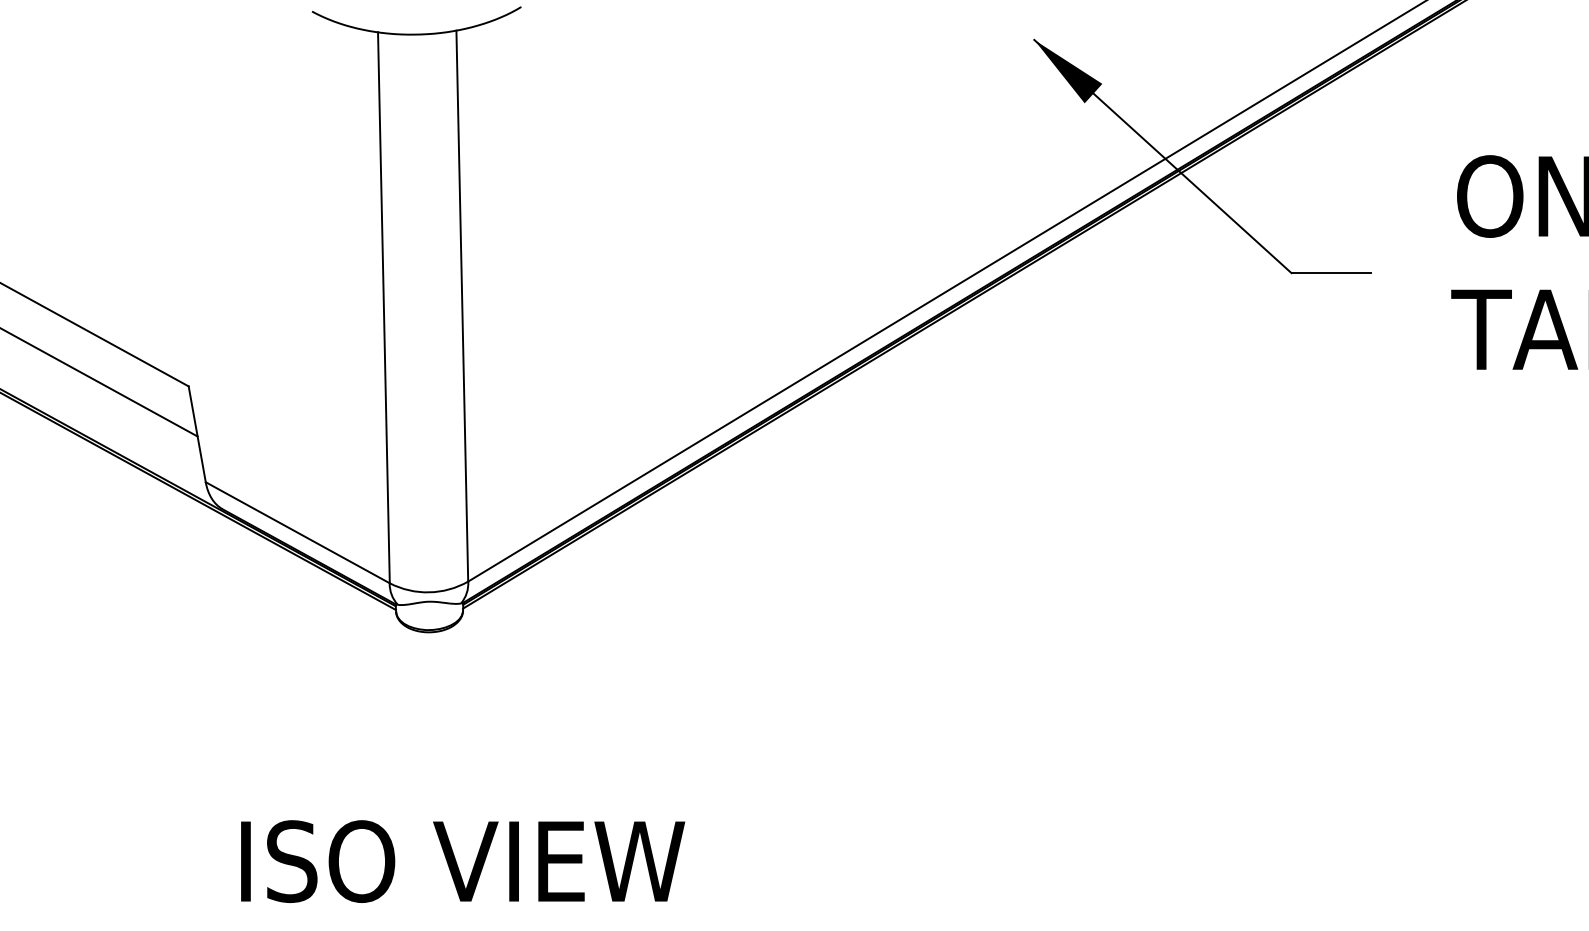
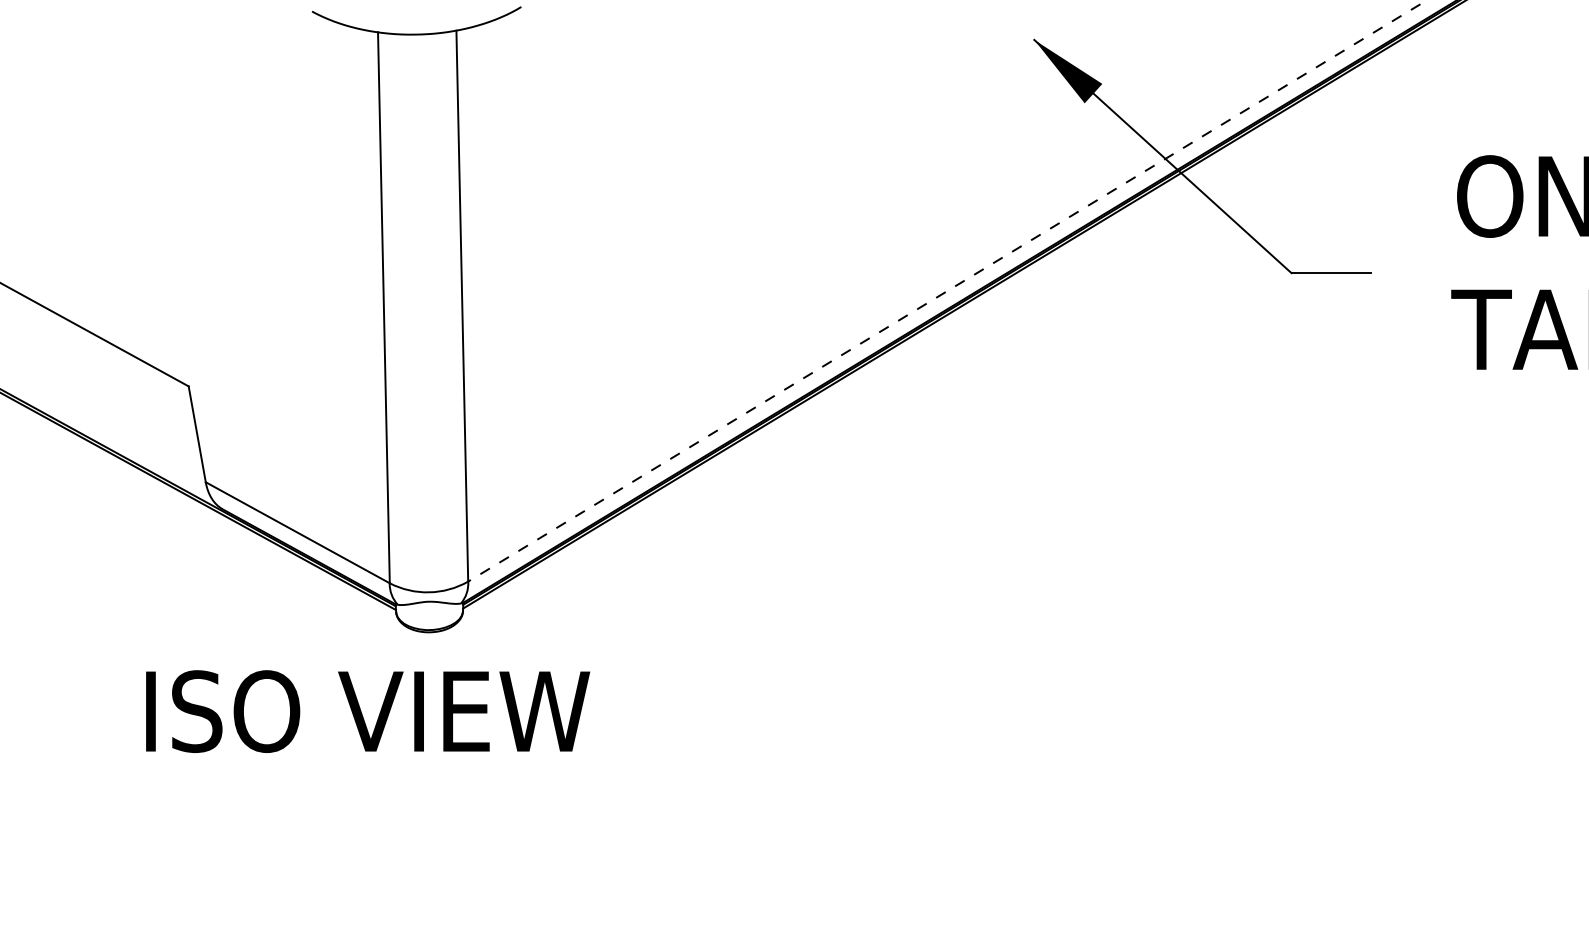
line: solid -> dashed (947, 290)
line: present -> none (99, 382)
text position: (463, 861) -> (368, 711) (368, 711)
